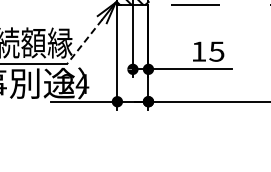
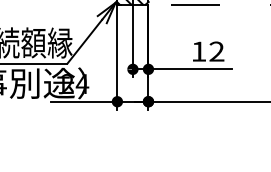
line: dashed -> solid (84, 42)
text: 15 -> 12 (216, 51)
